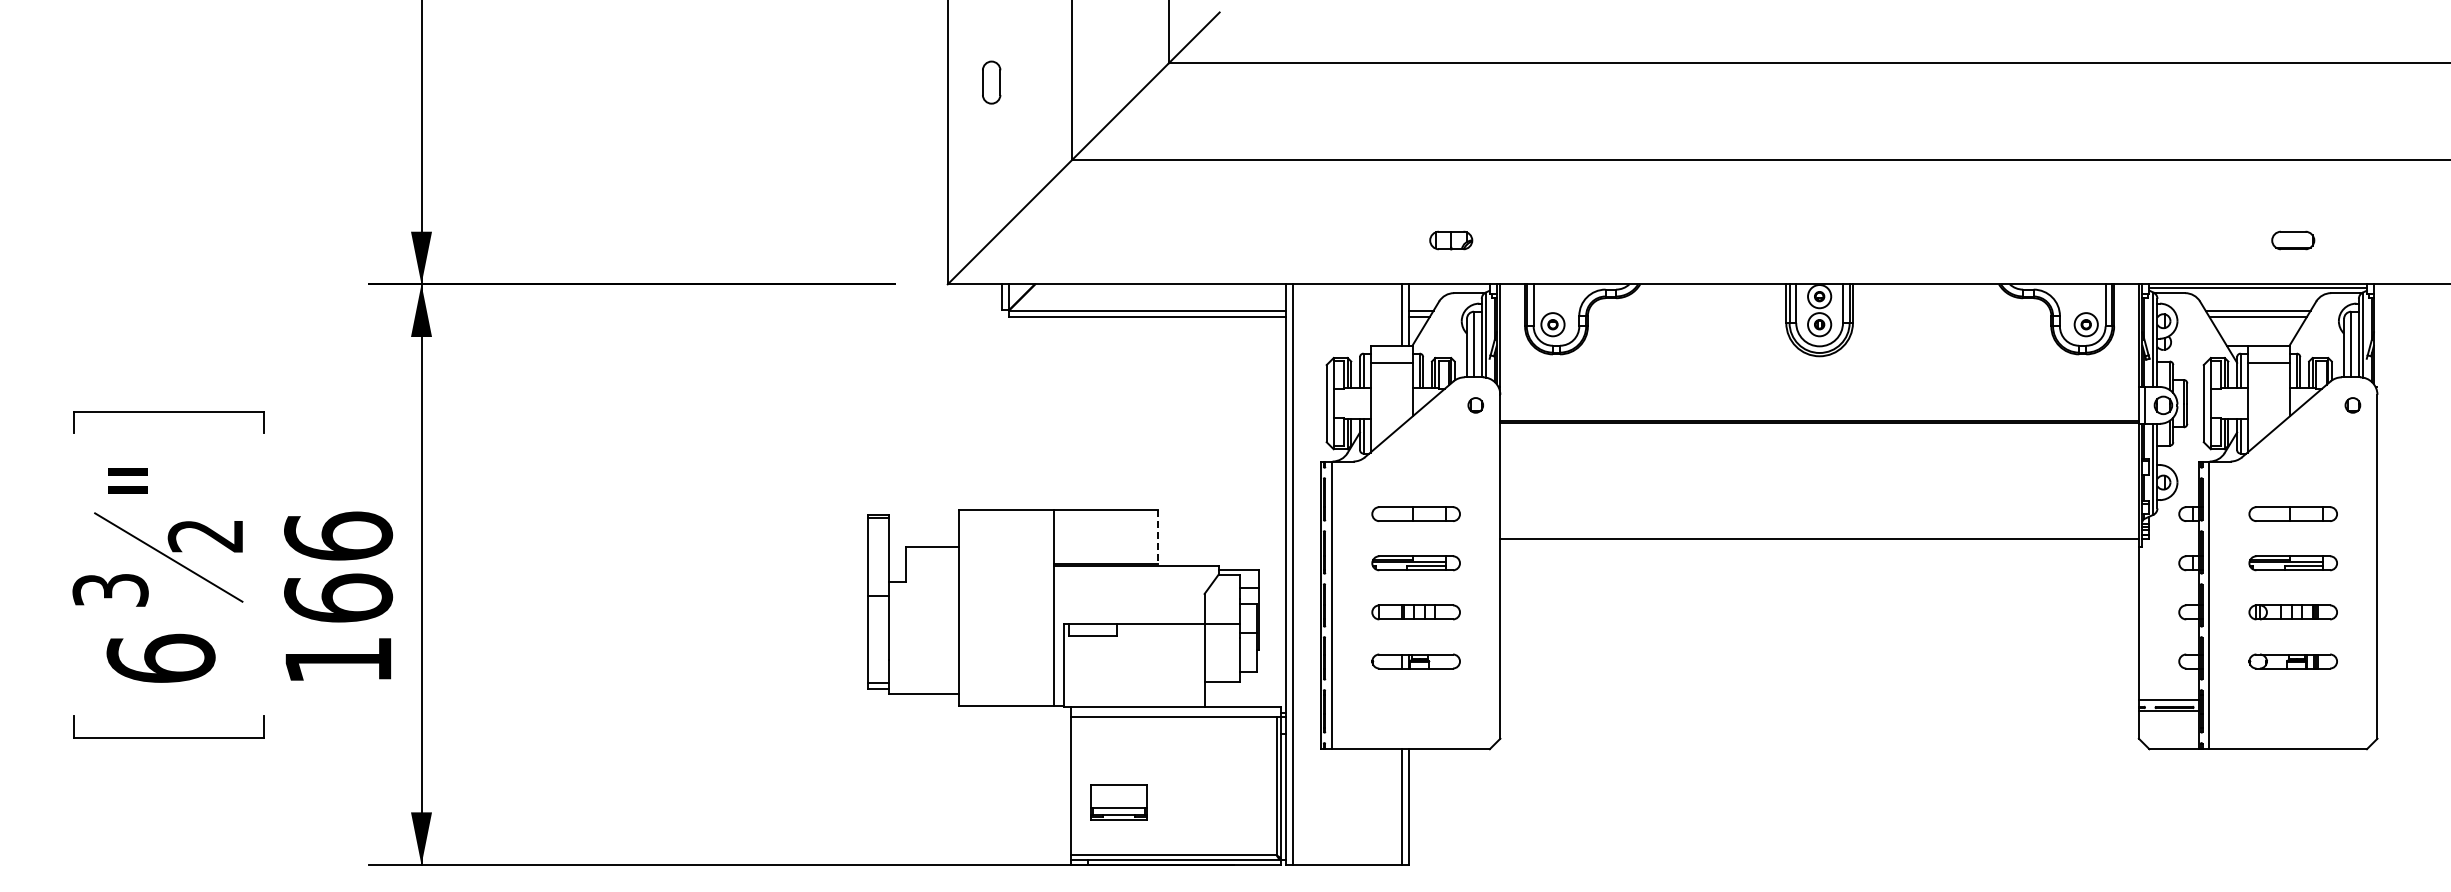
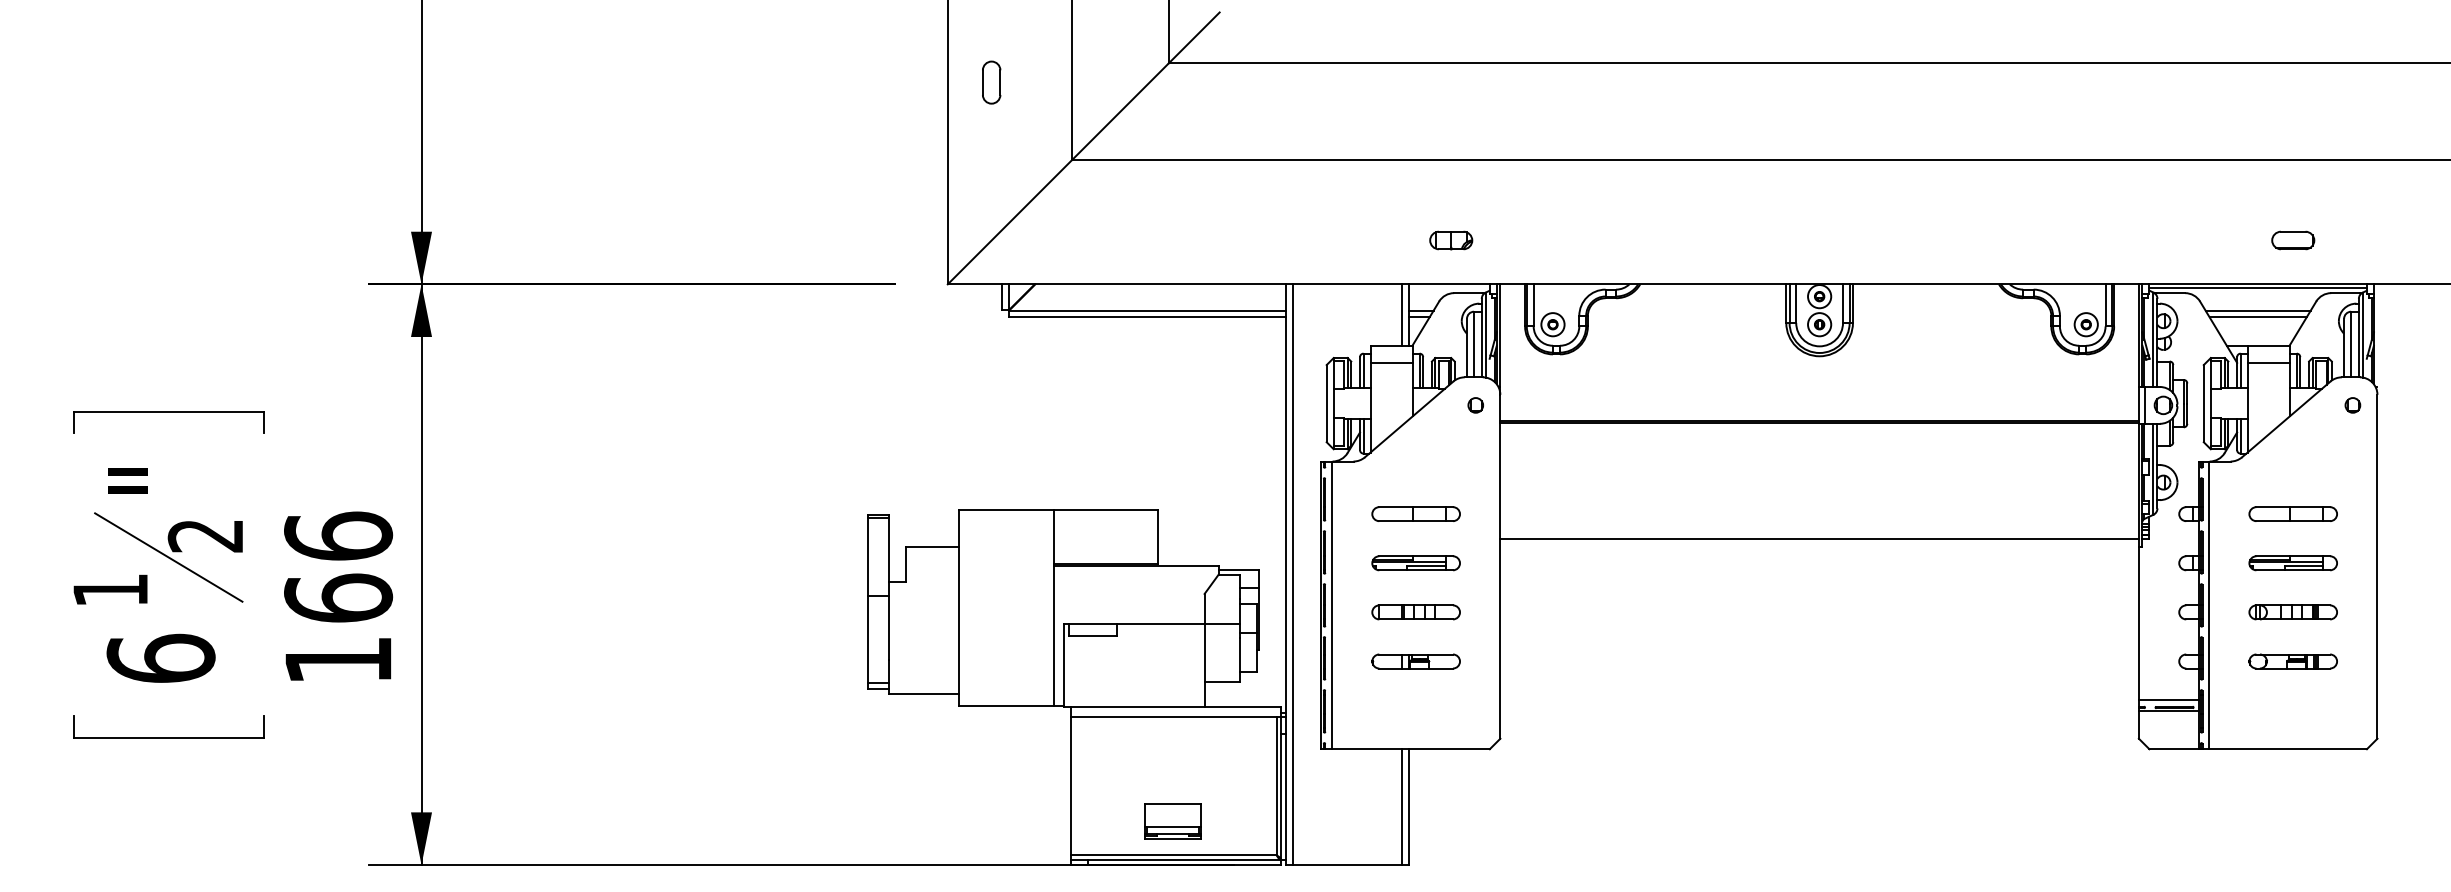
line: dashed -> solid (1157, 537)
text: 3 -> 1 (110, 590)
part position: (1118, 802) -> (1172, 821) (1172, 821)
